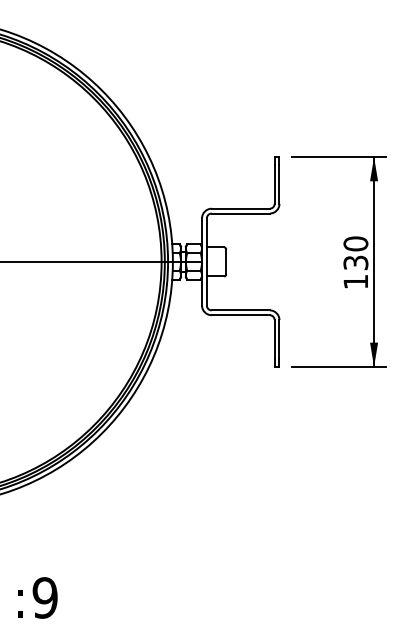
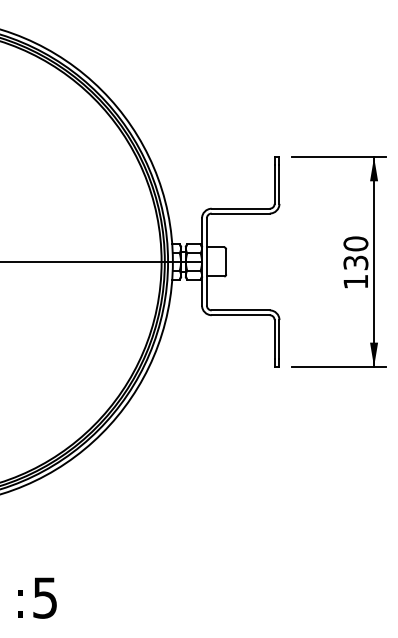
text: 9 -> 5 (44, 597)
